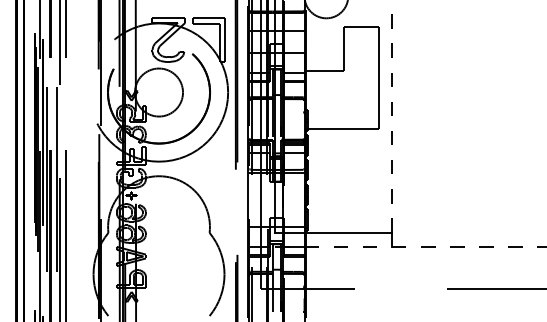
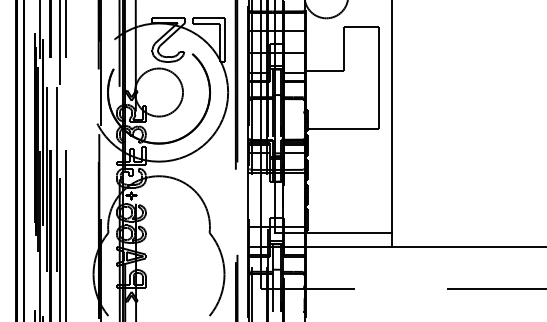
line: dashed -> solid (391, 116)
line: dashed -> solid (403, 247)
